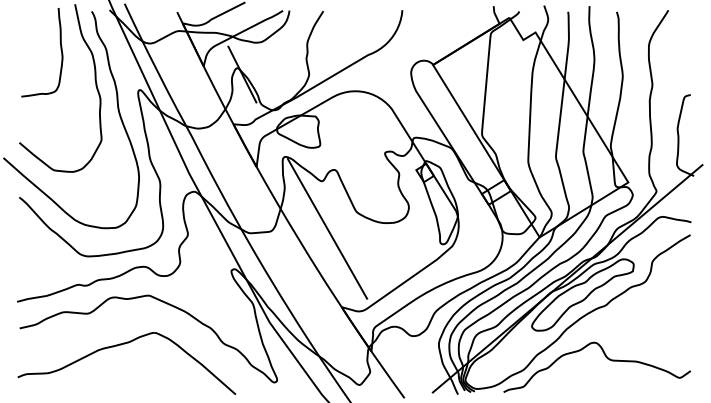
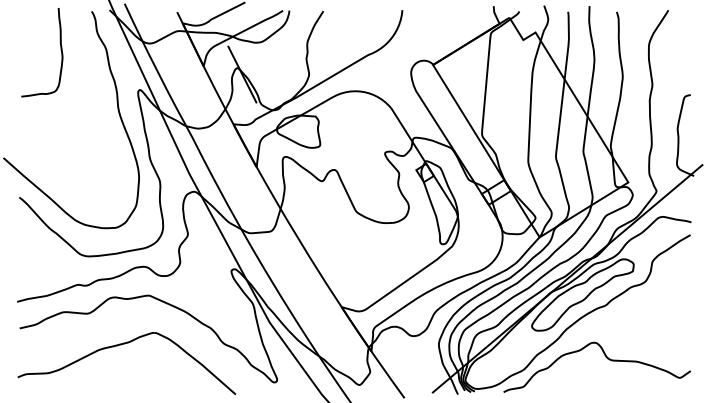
curve: present -> none (94, 80)
line: present -> none (327, 228)
